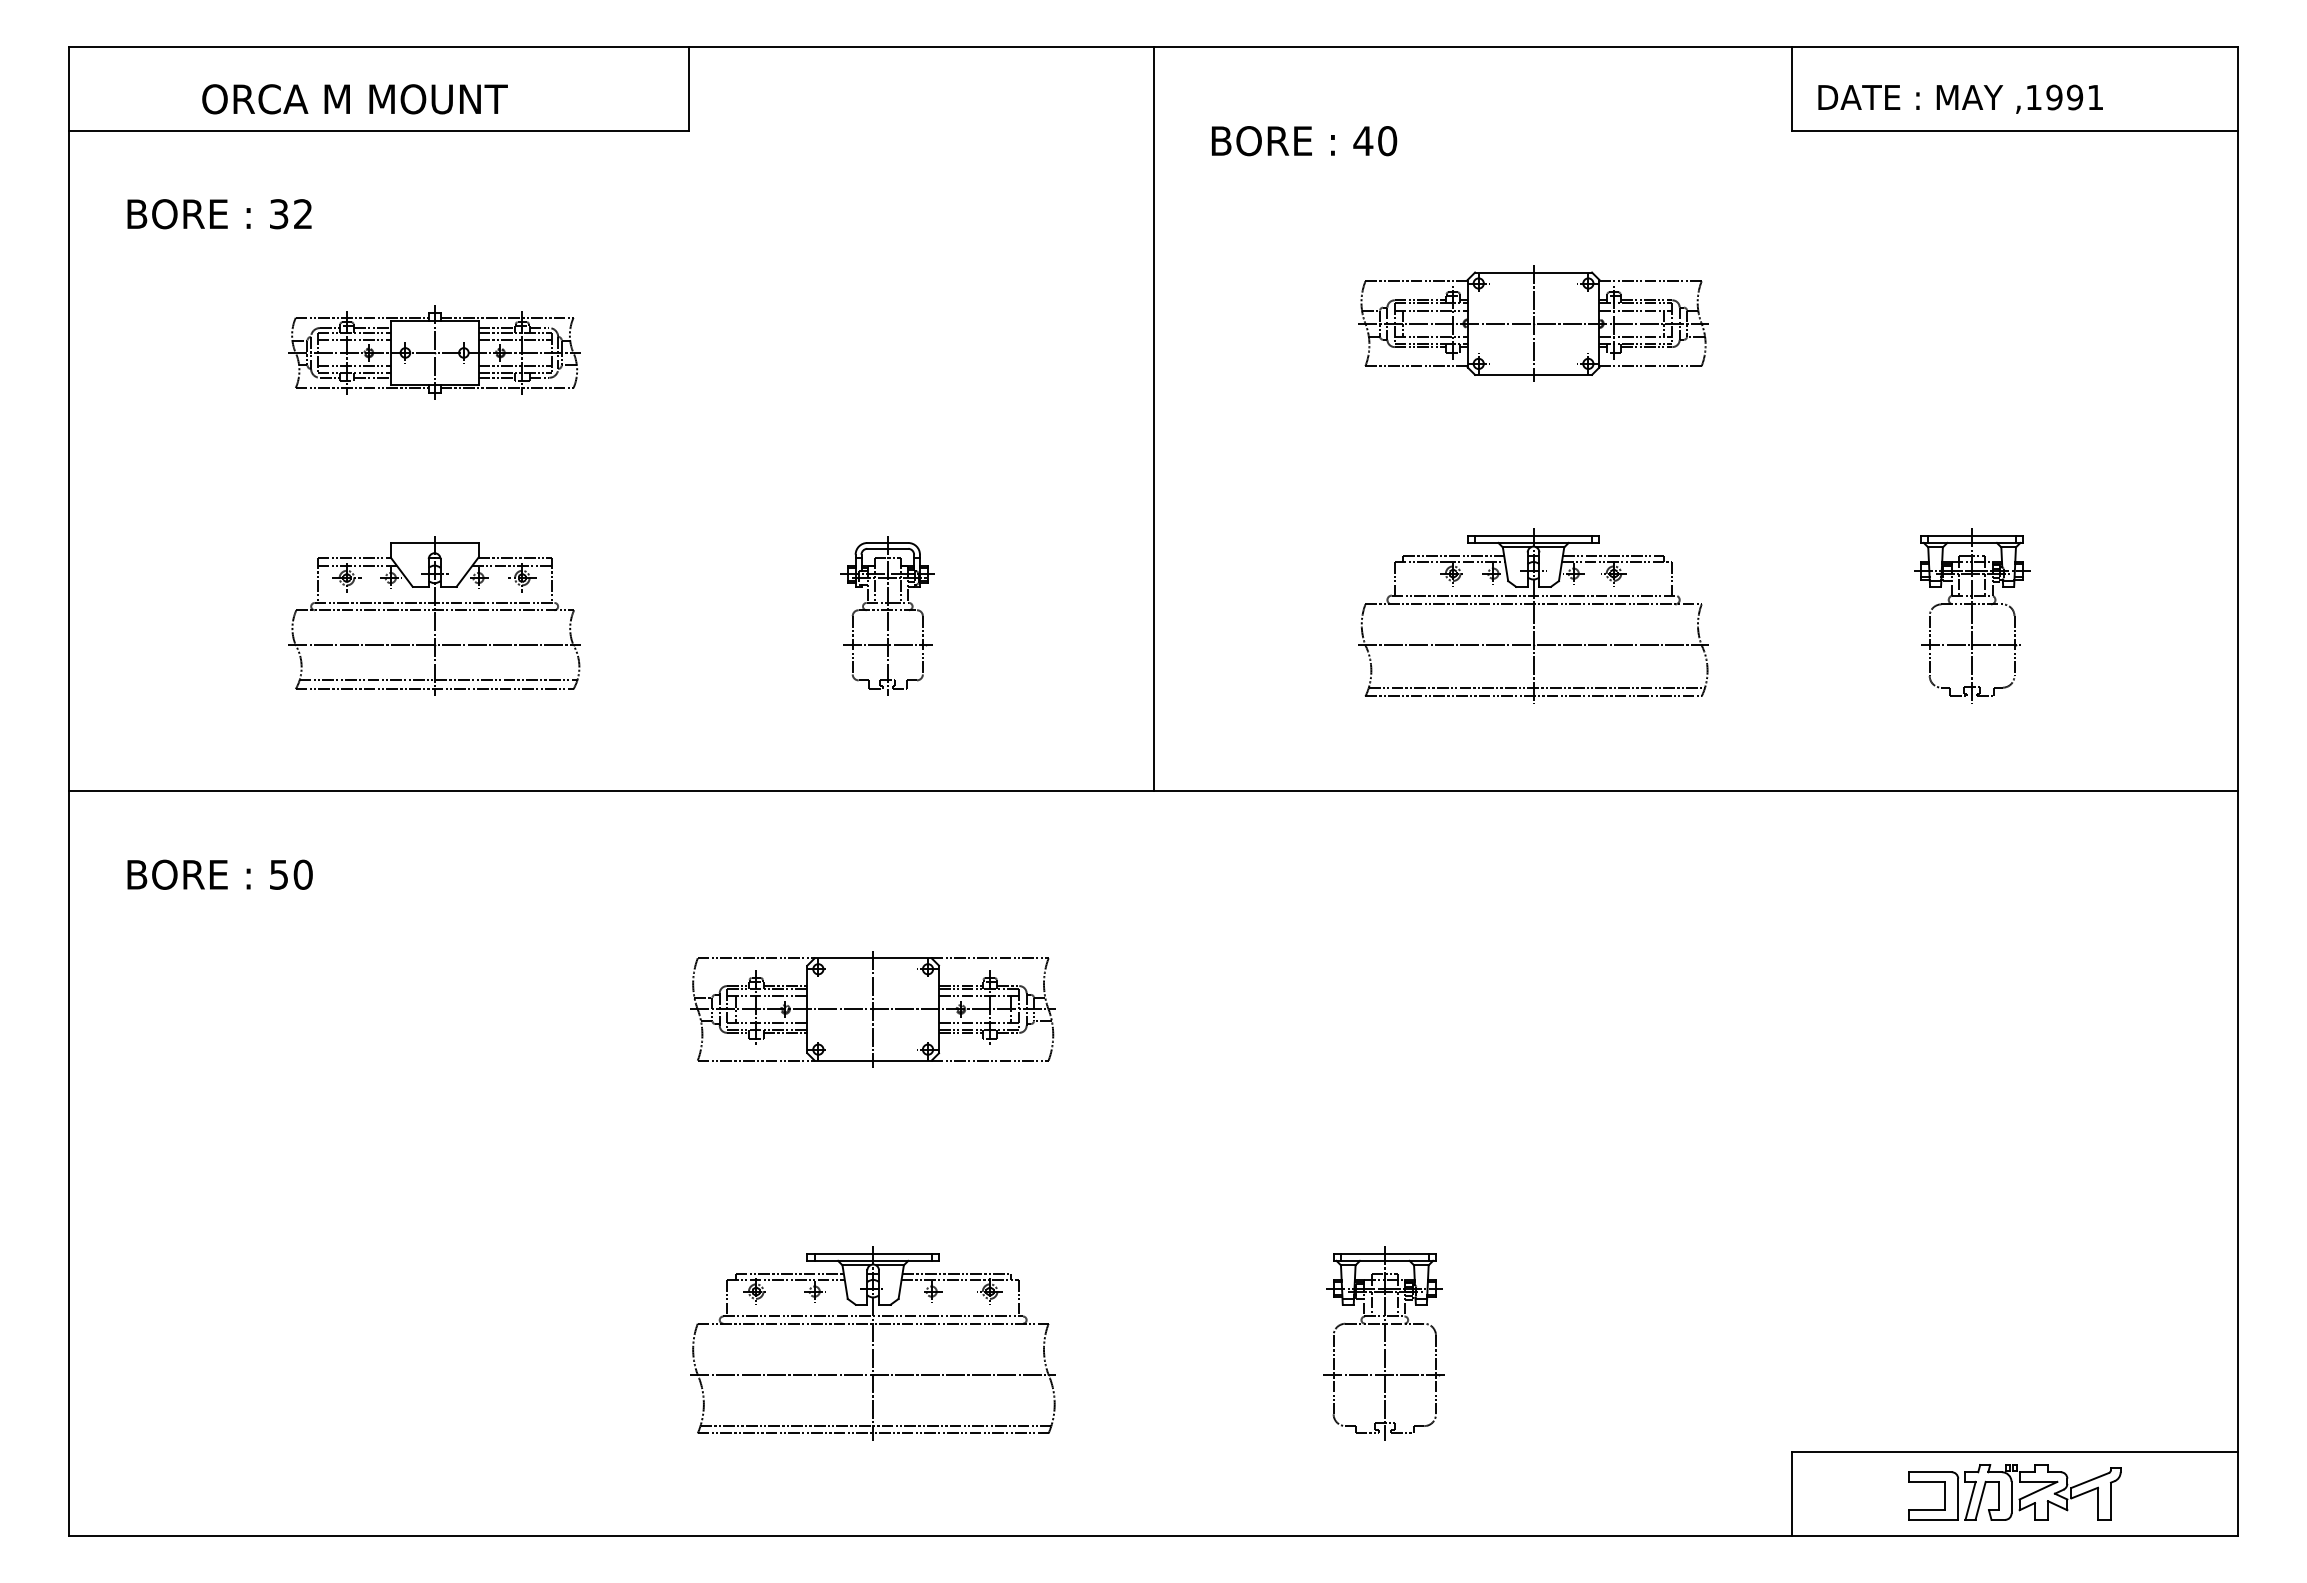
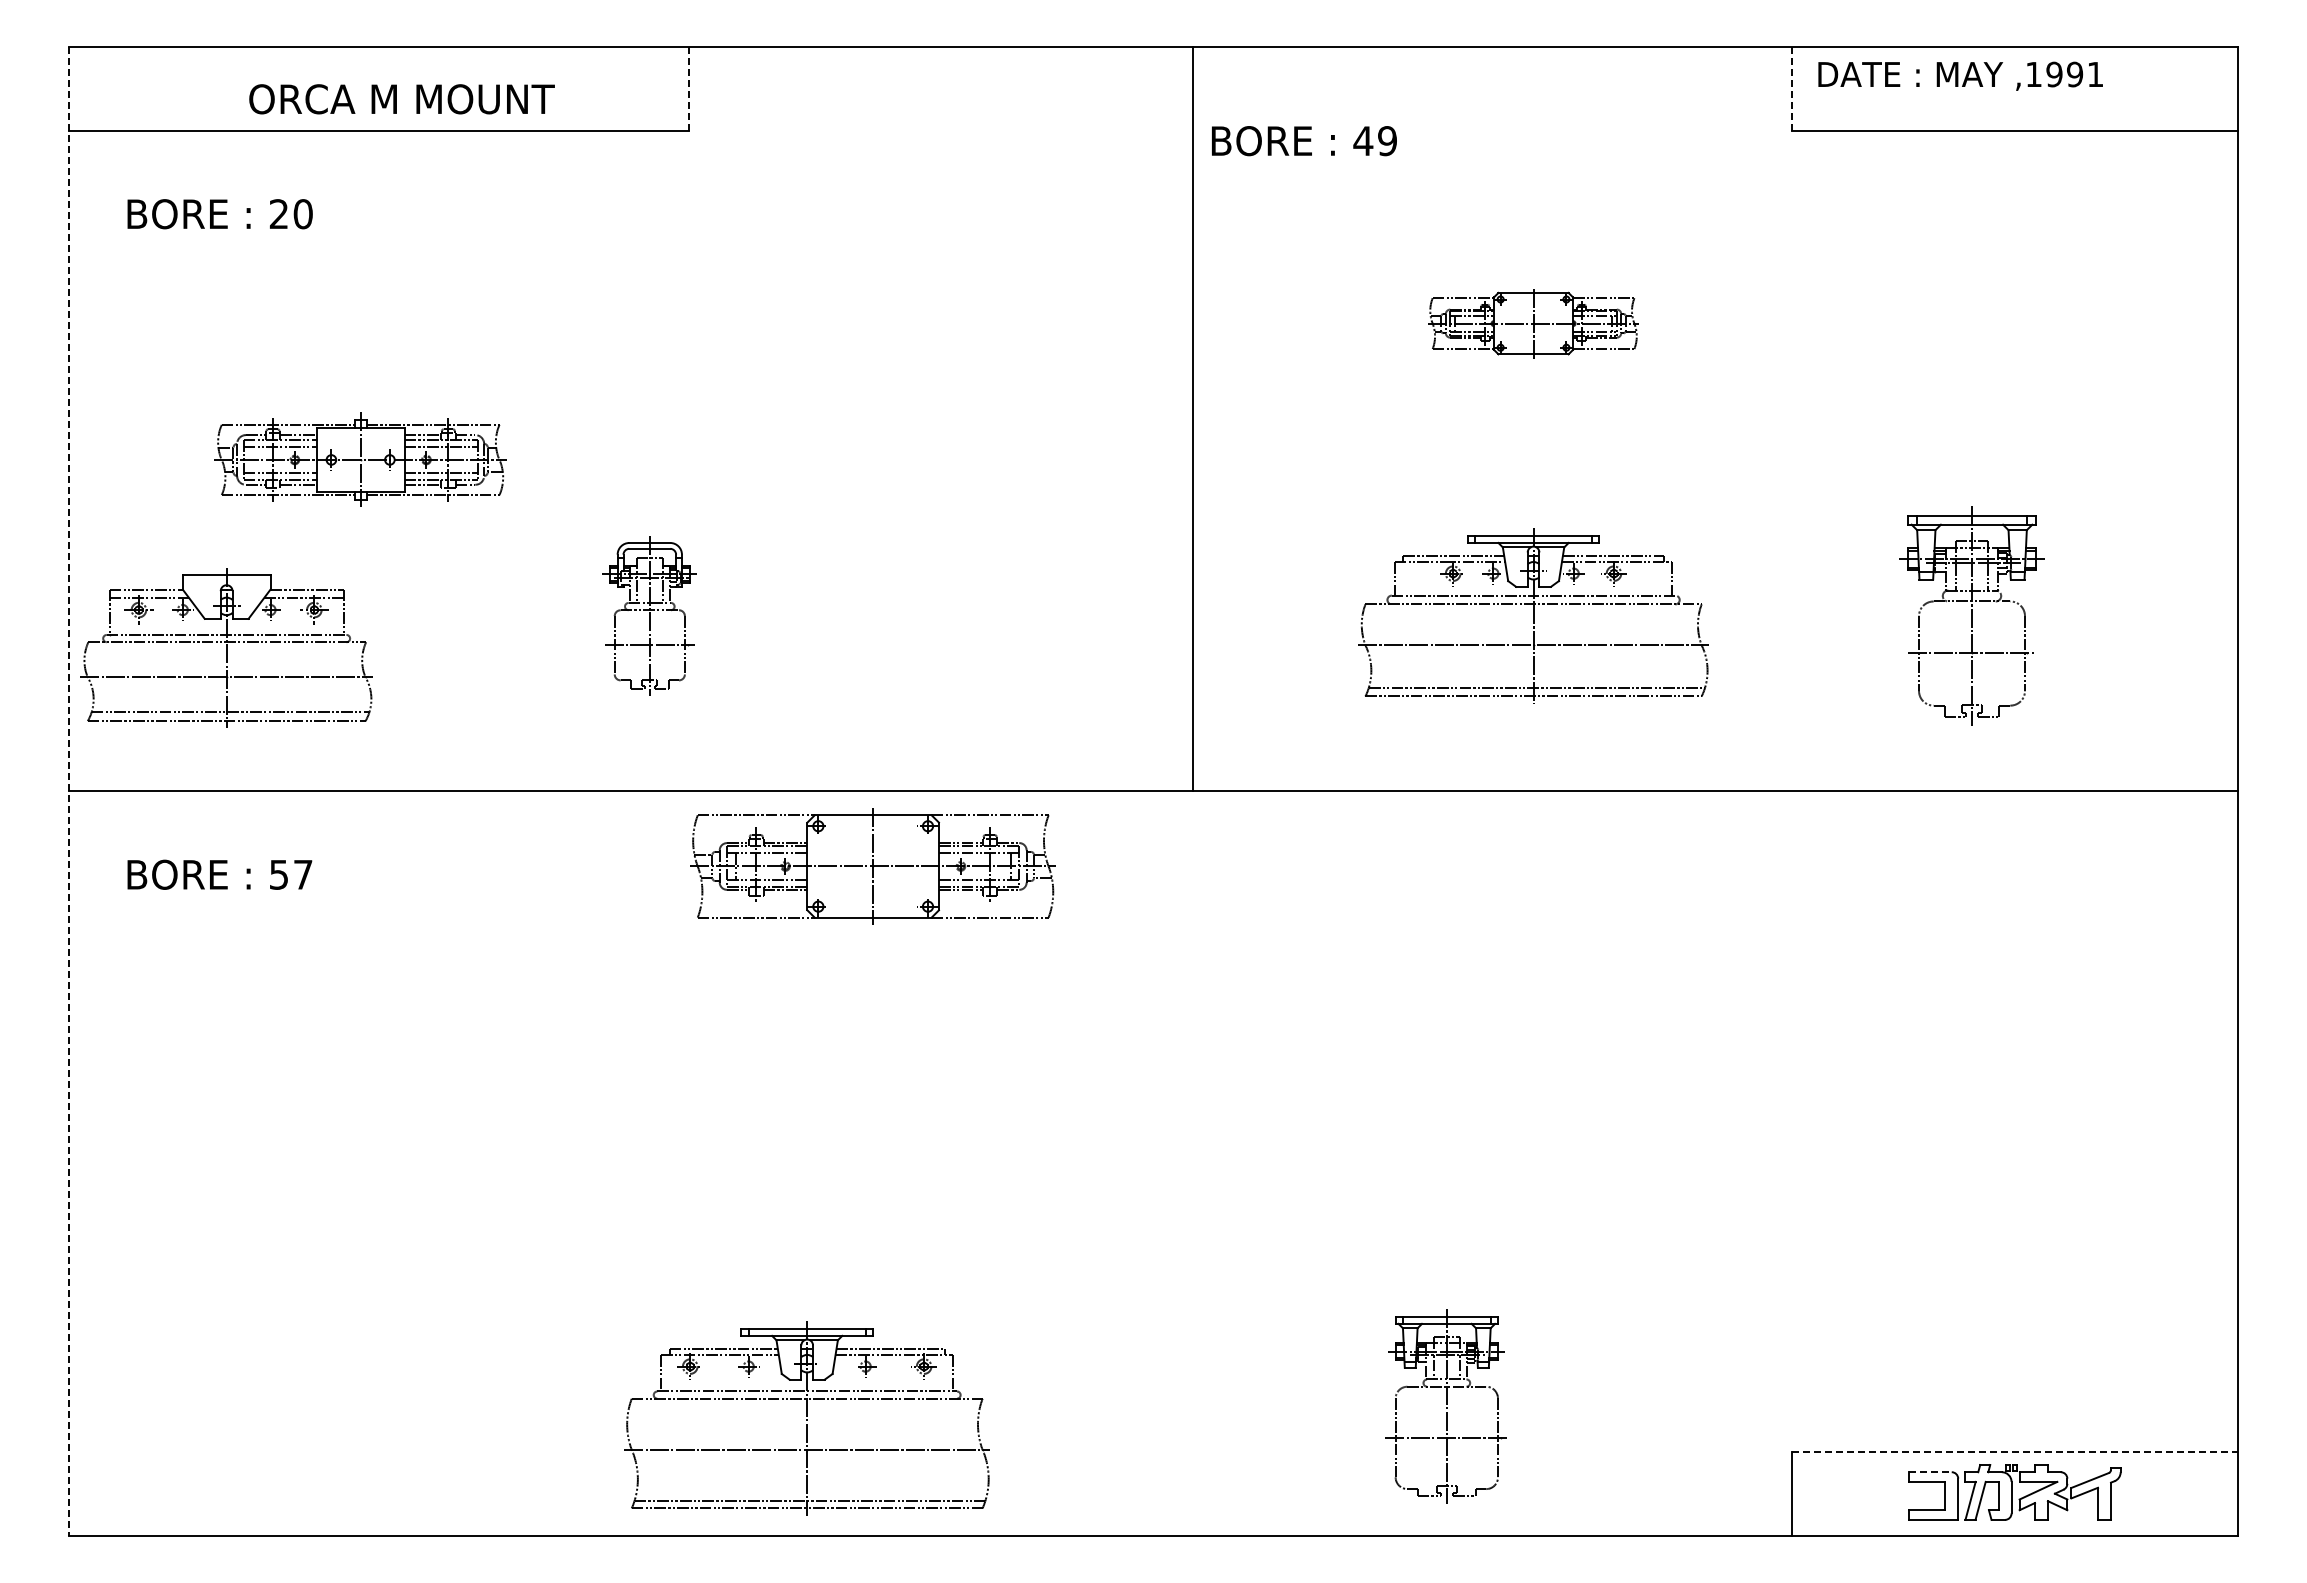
line: solid -> dashed (689, 89)
line: solid -> dashed (1791, 89)
text position: (1960, 98) -> (1960, 75) (1960, 75)
text position: (354, 99) -> (401, 99) (401, 99)
text: 40 -> 49 (1387, 141)
text: 32 -> 20 (290, 214)
part size: 351x117 px -> 211x70 px (1533, 323)
part position: (434, 352) -> (360, 459) (360, 459)
line position: (1153, 419) -> (1192, 419) (1192, 419)
part position: (434, 615) -> (226, 647) (226, 647)
part position: (887, 615) -> (649, 615) (649, 615)
part size: 117x176 px -> 146x220 px (1971, 615)
line: solid -> dashed (69, 791)
text: 50 -> 57 (302, 874)
part position: (872, 1009) -> (872, 866) (872, 866)
part position: (872, 1343) -> (806, 1418) (806, 1418)
part position: (1383, 1343) -> (1445, 1406) (1445, 1406)
line: solid -> dashed (2014, 1452)
line: solid -> dashed (1930, 1472)
